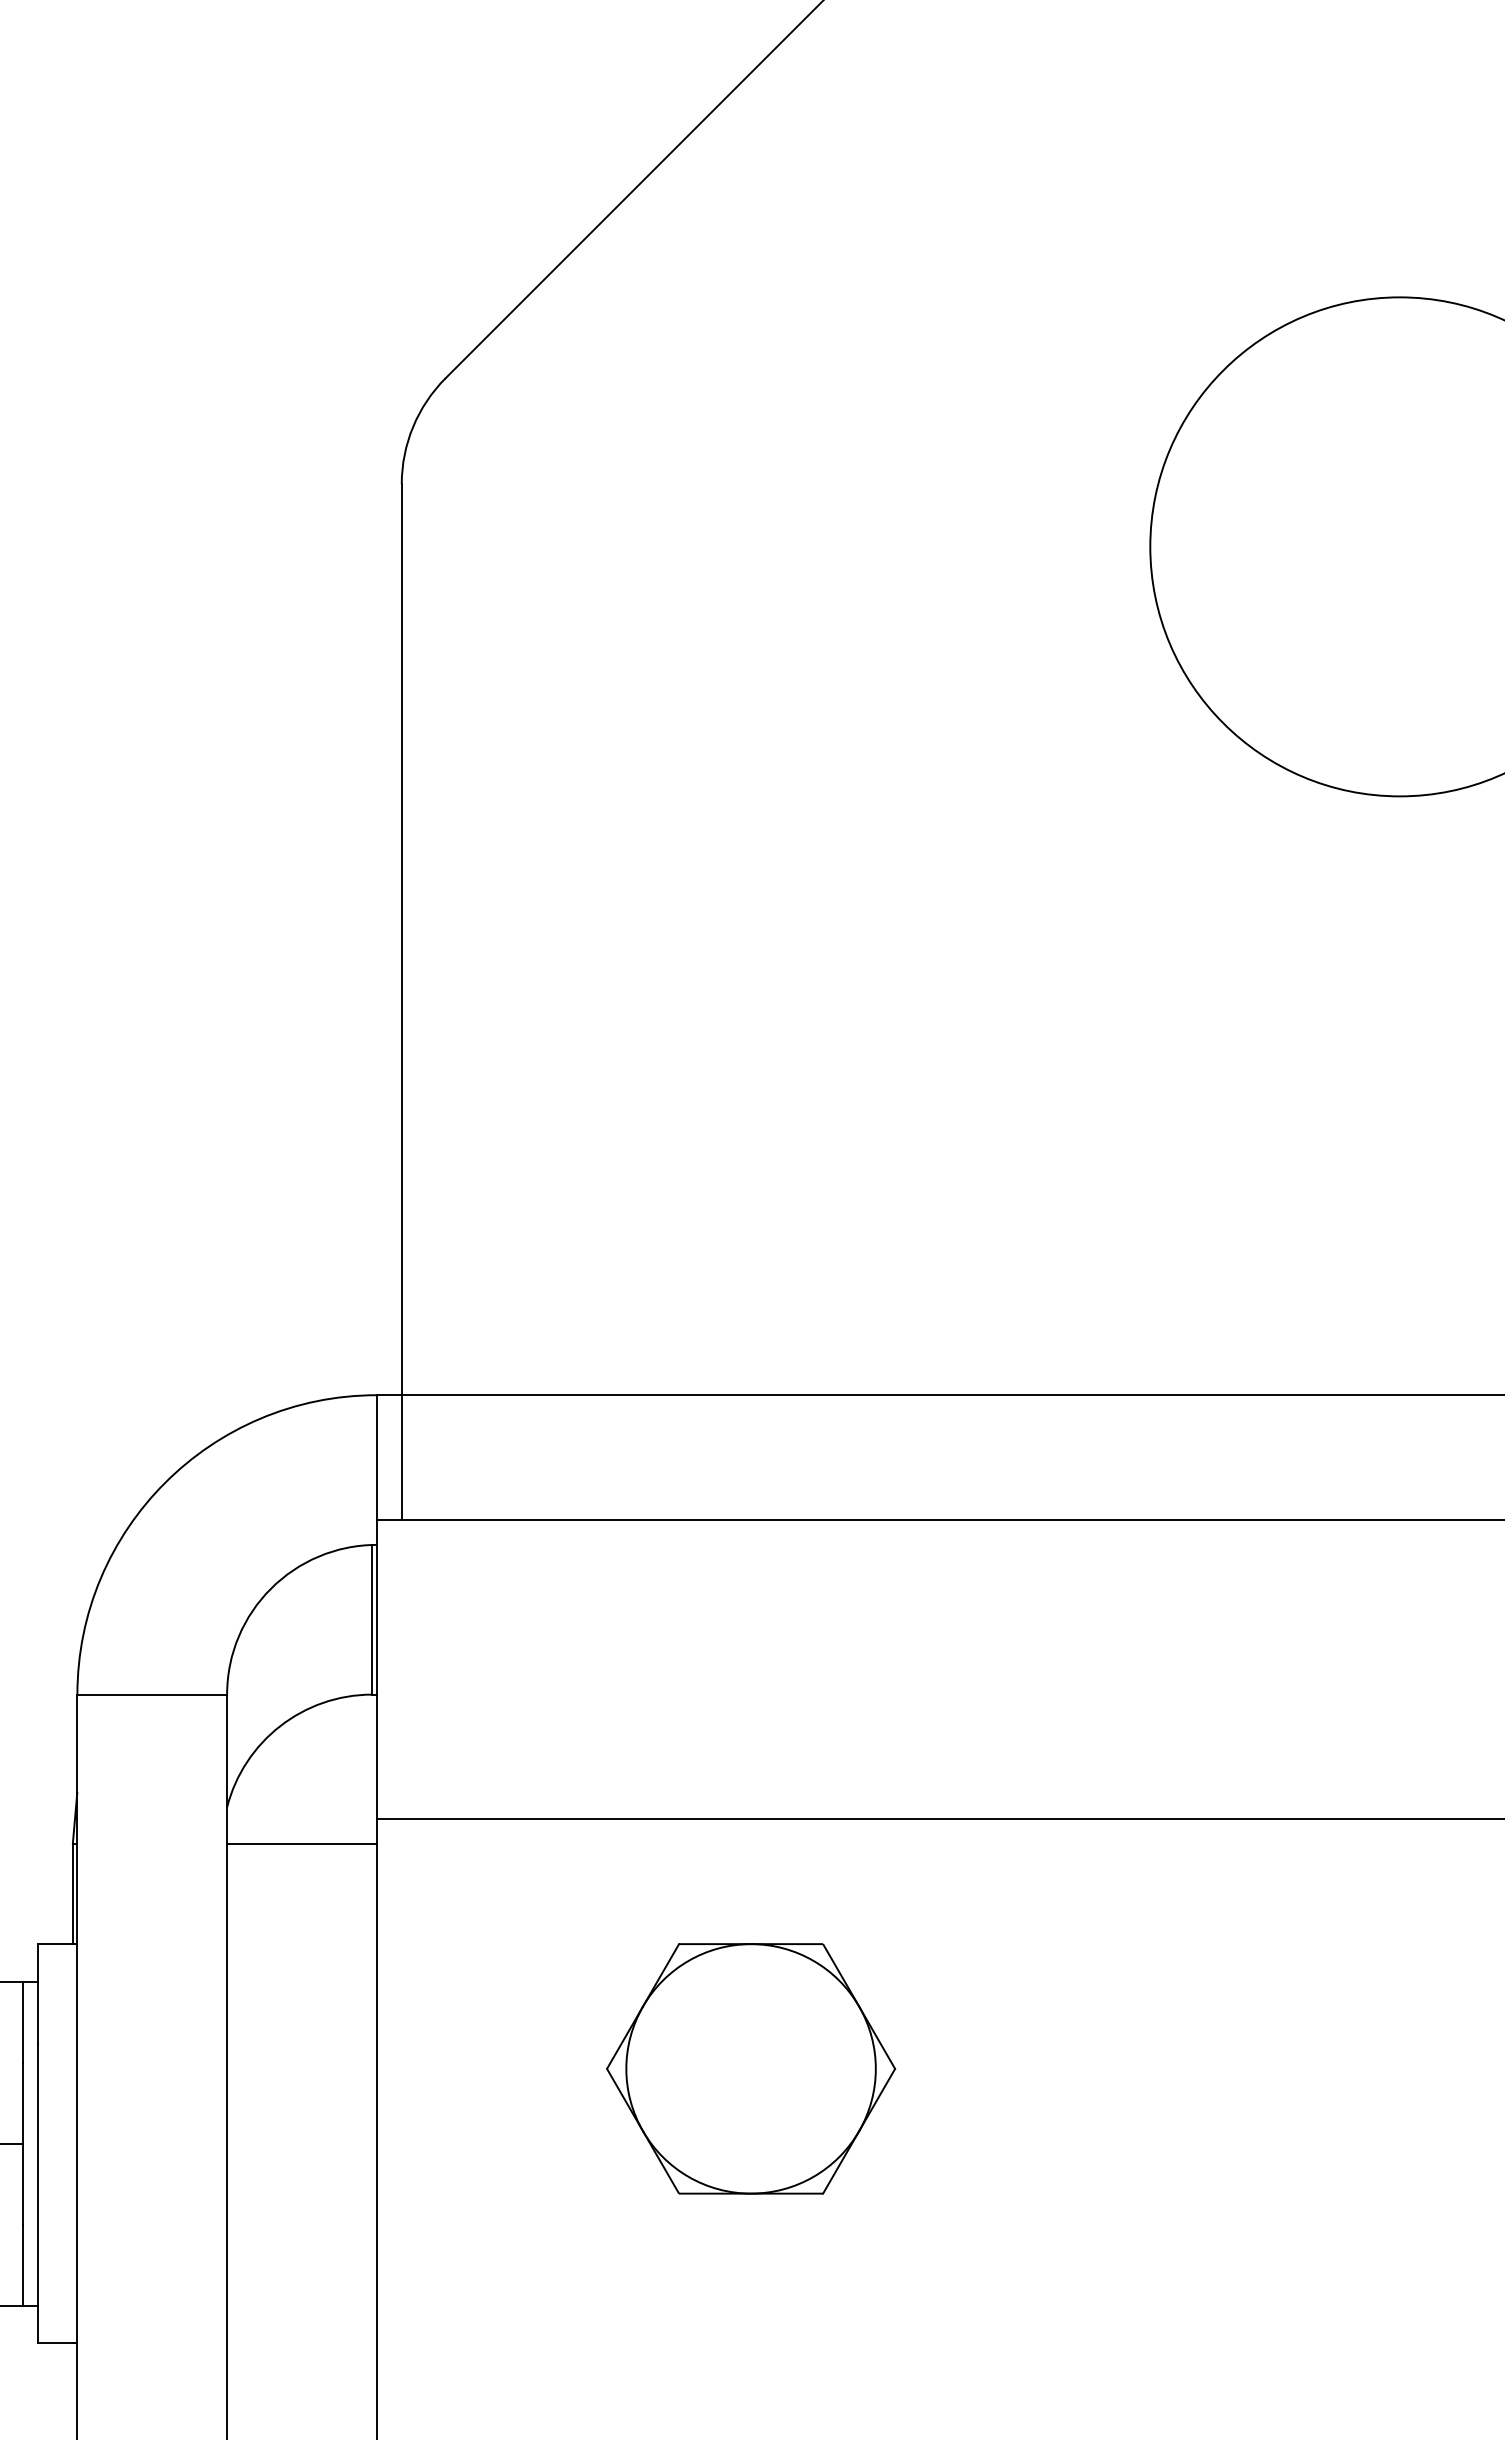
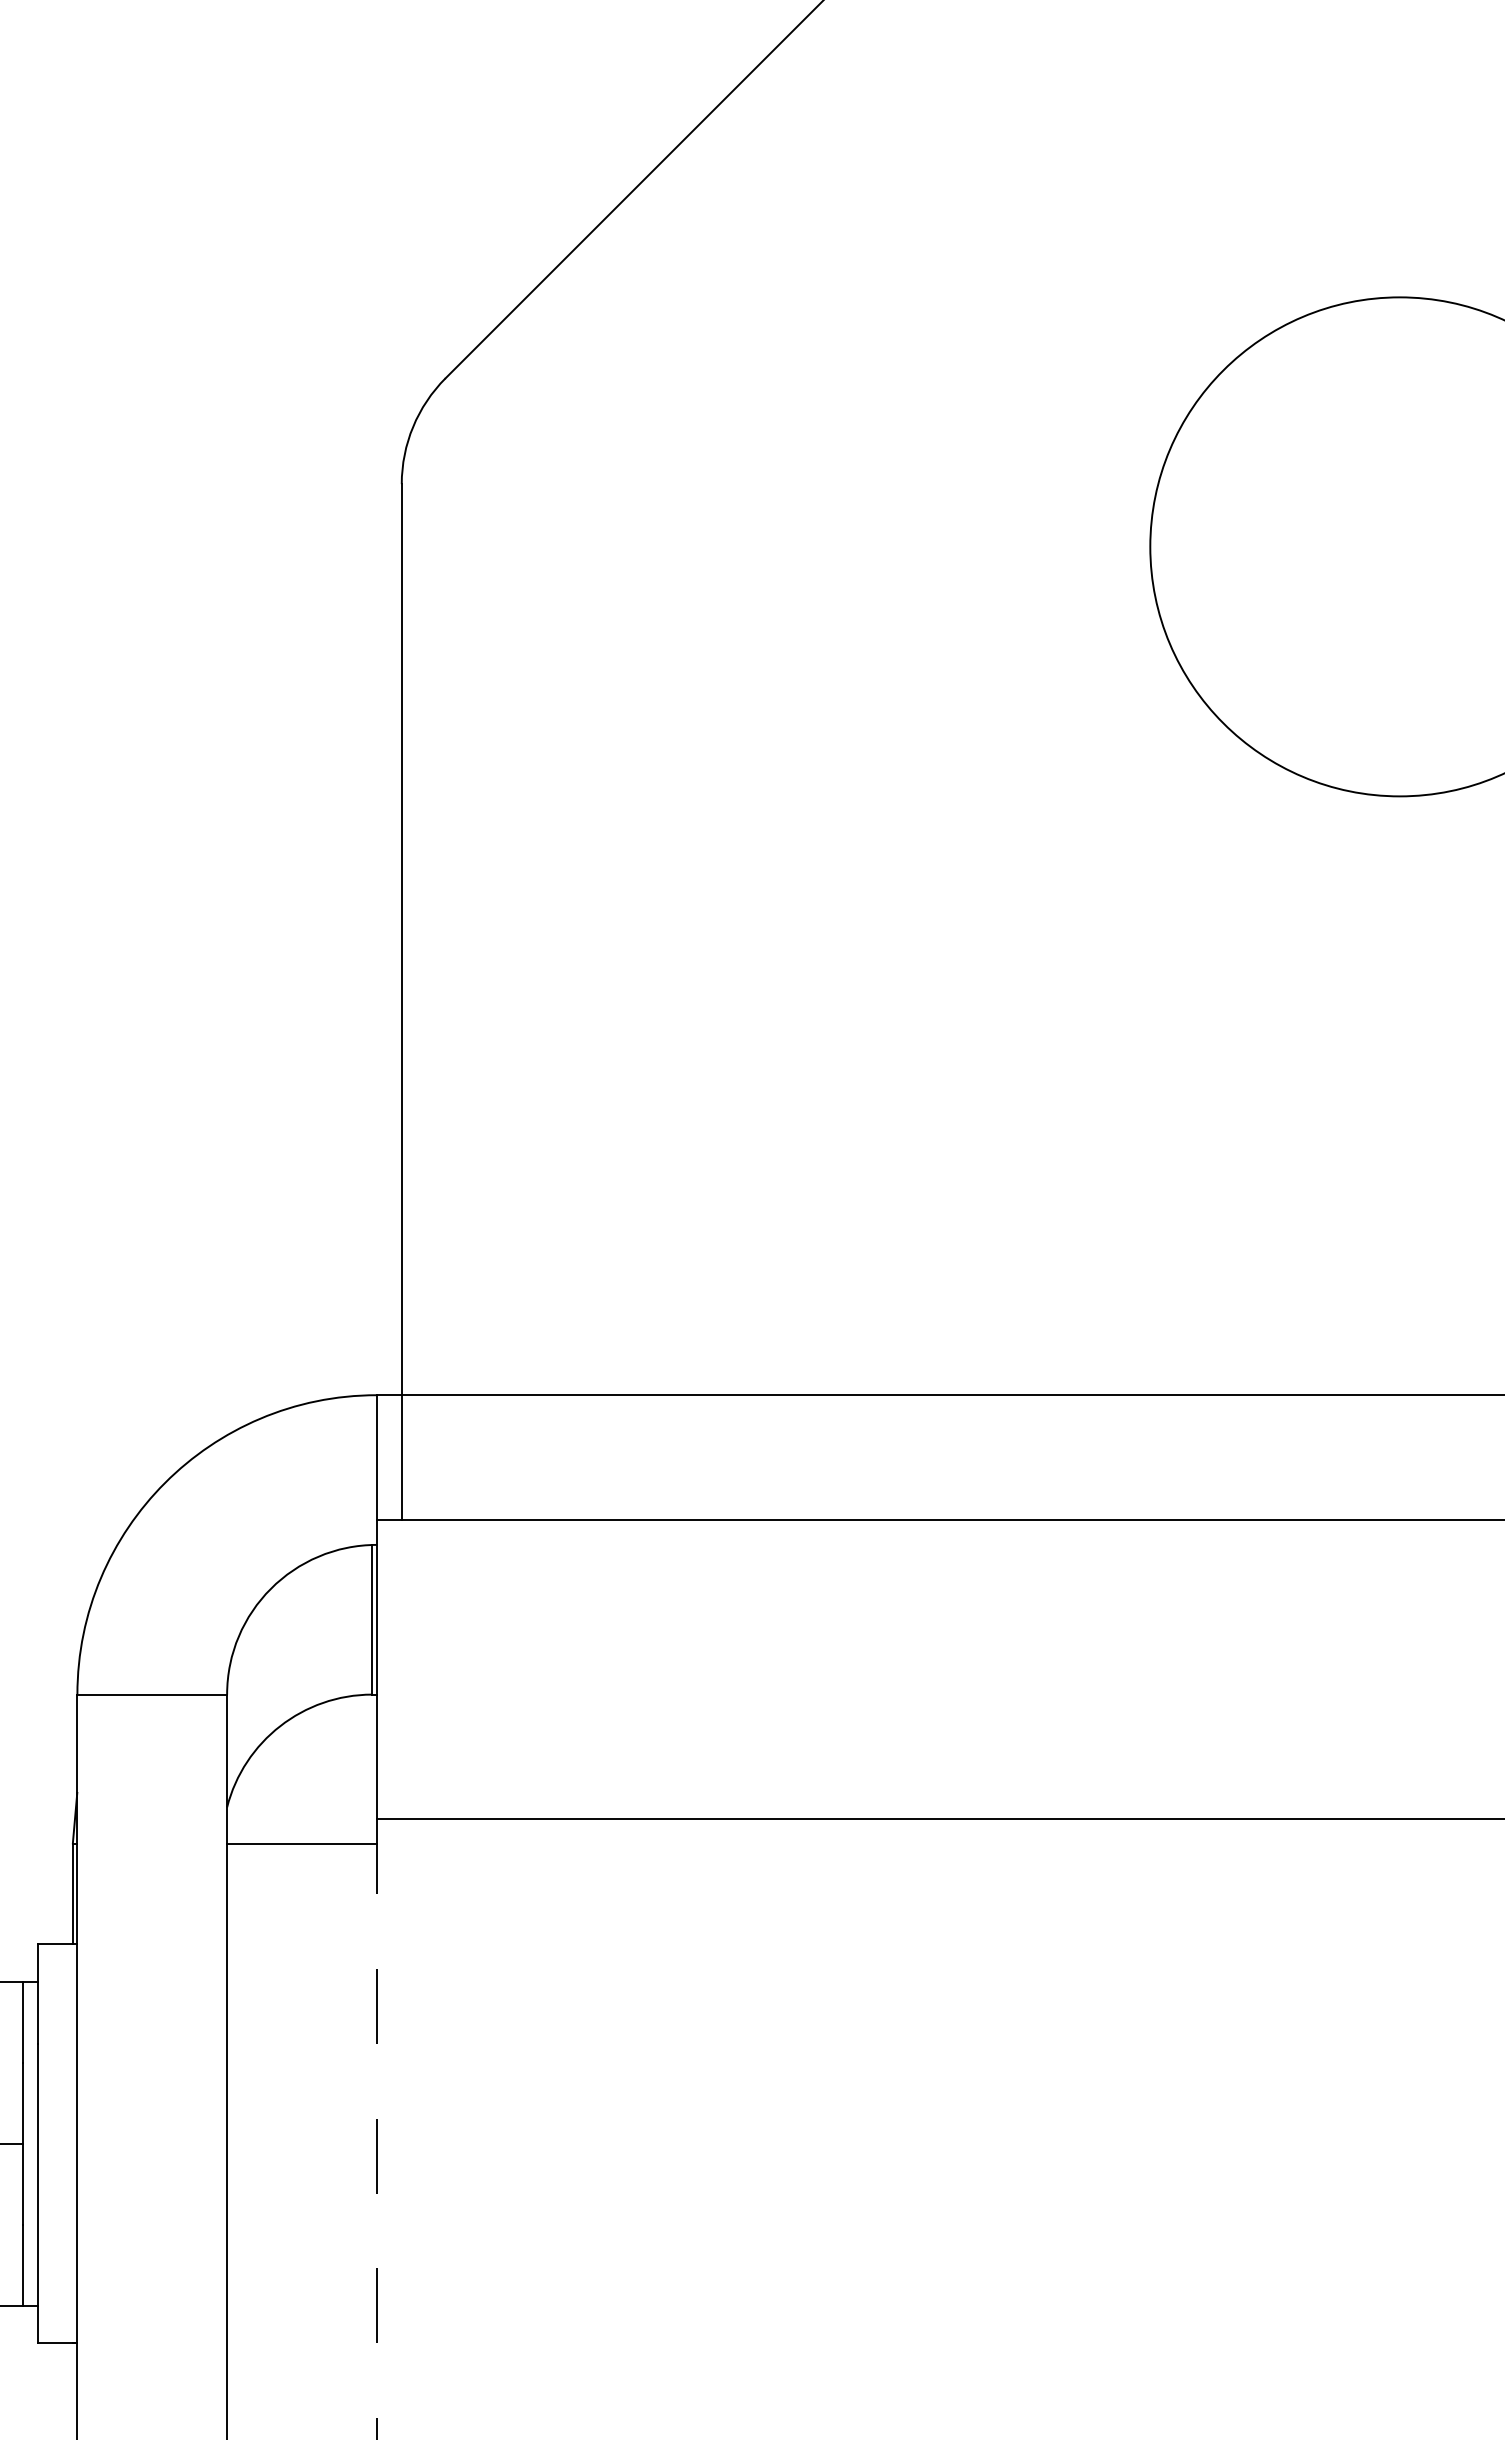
part: present -> none (751, 2068)
line: solid -> dashed (376, 2141)
